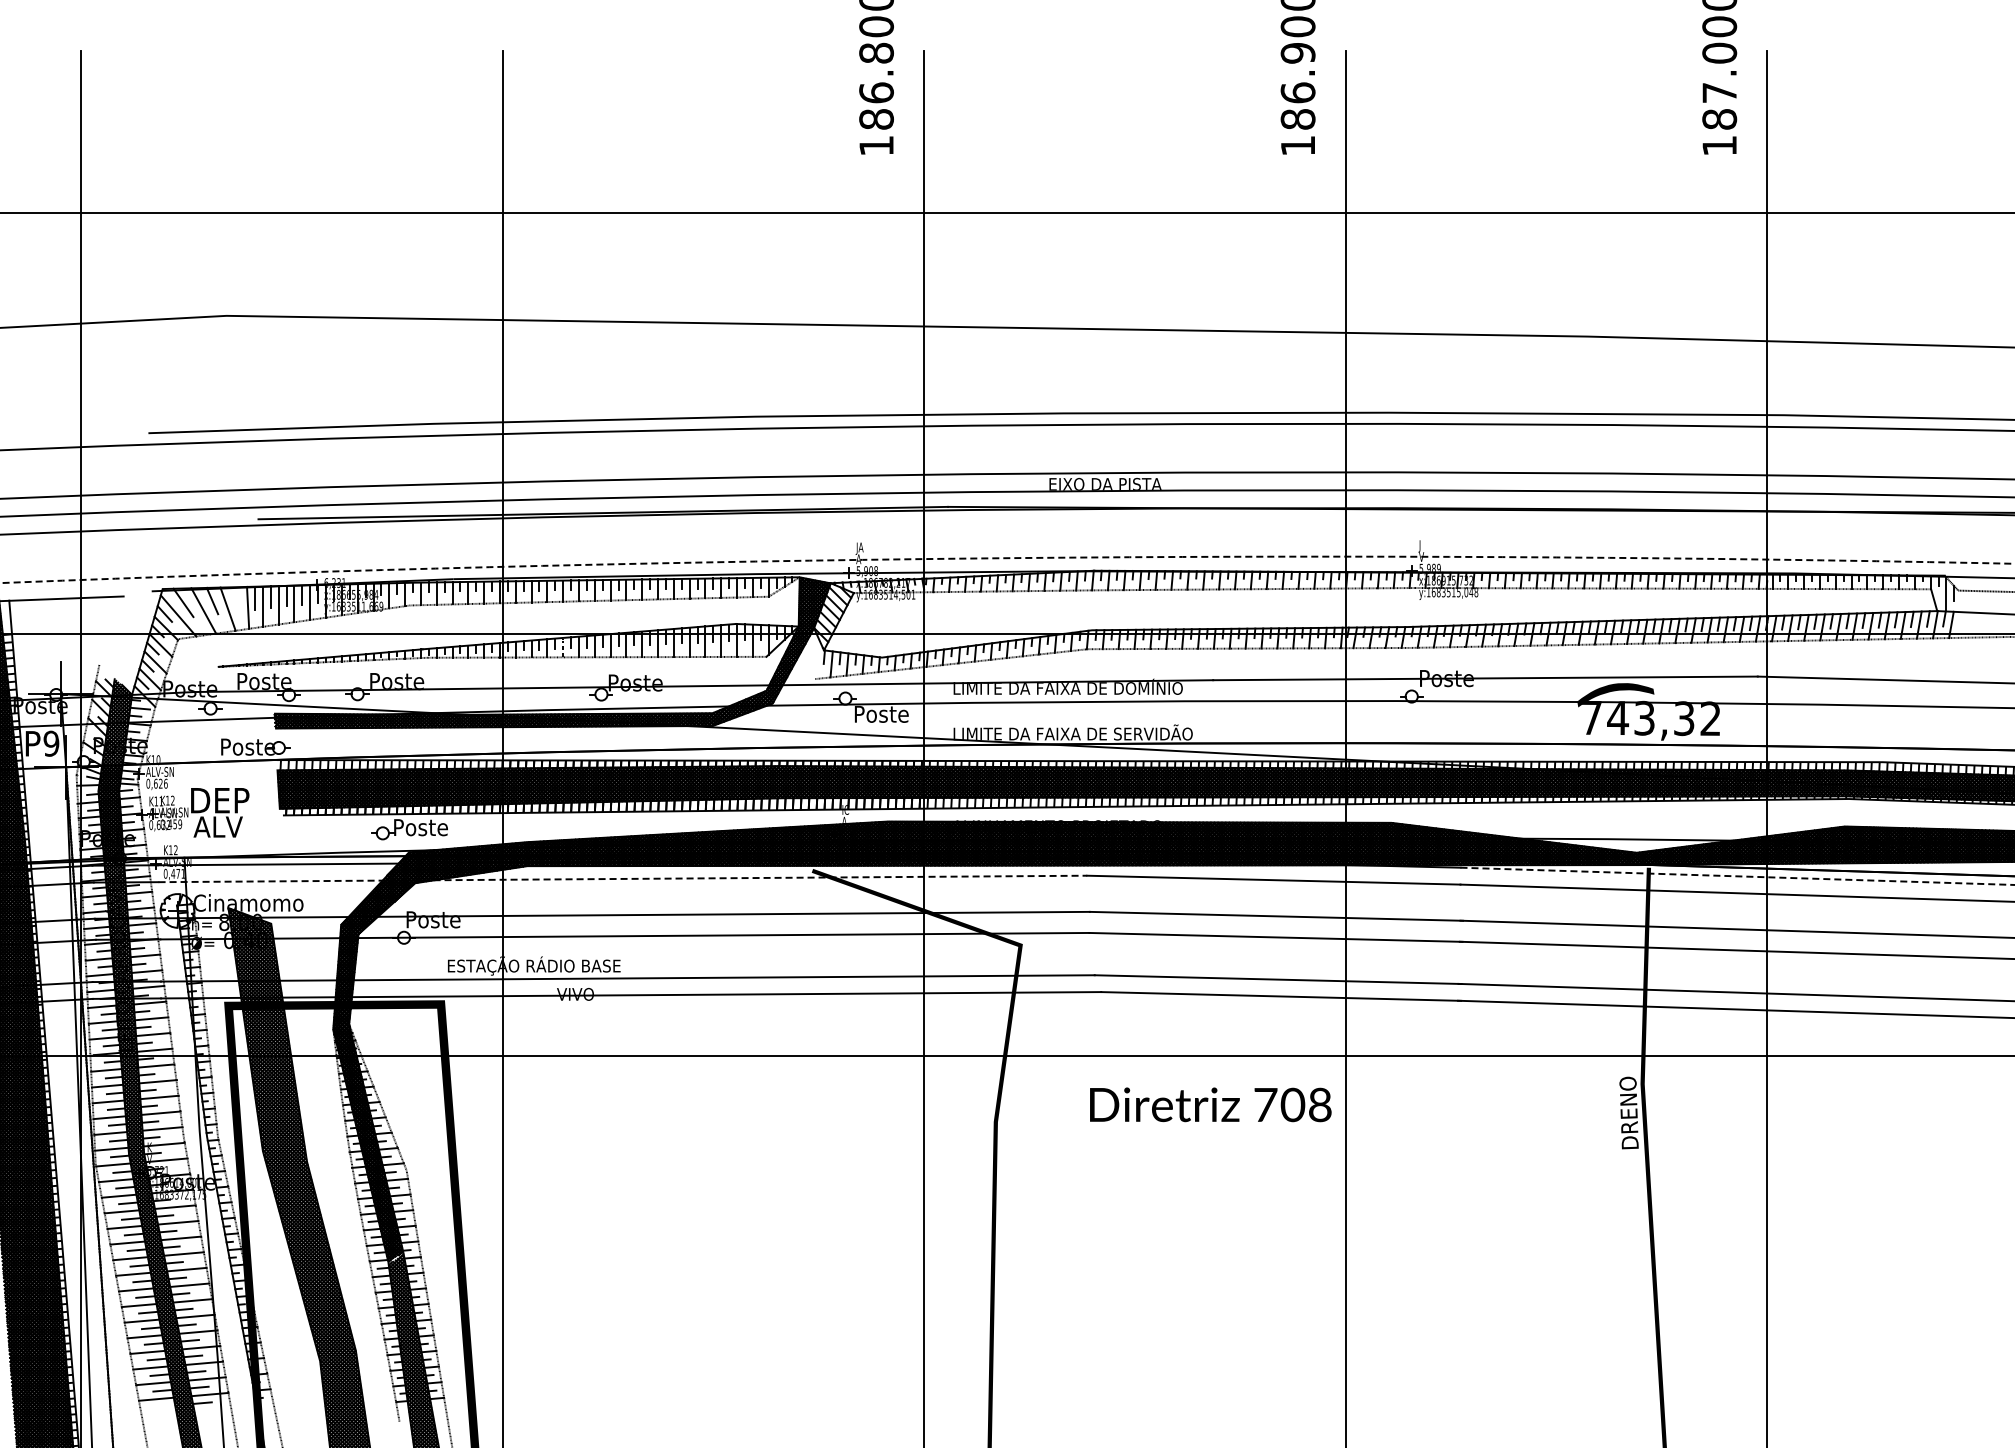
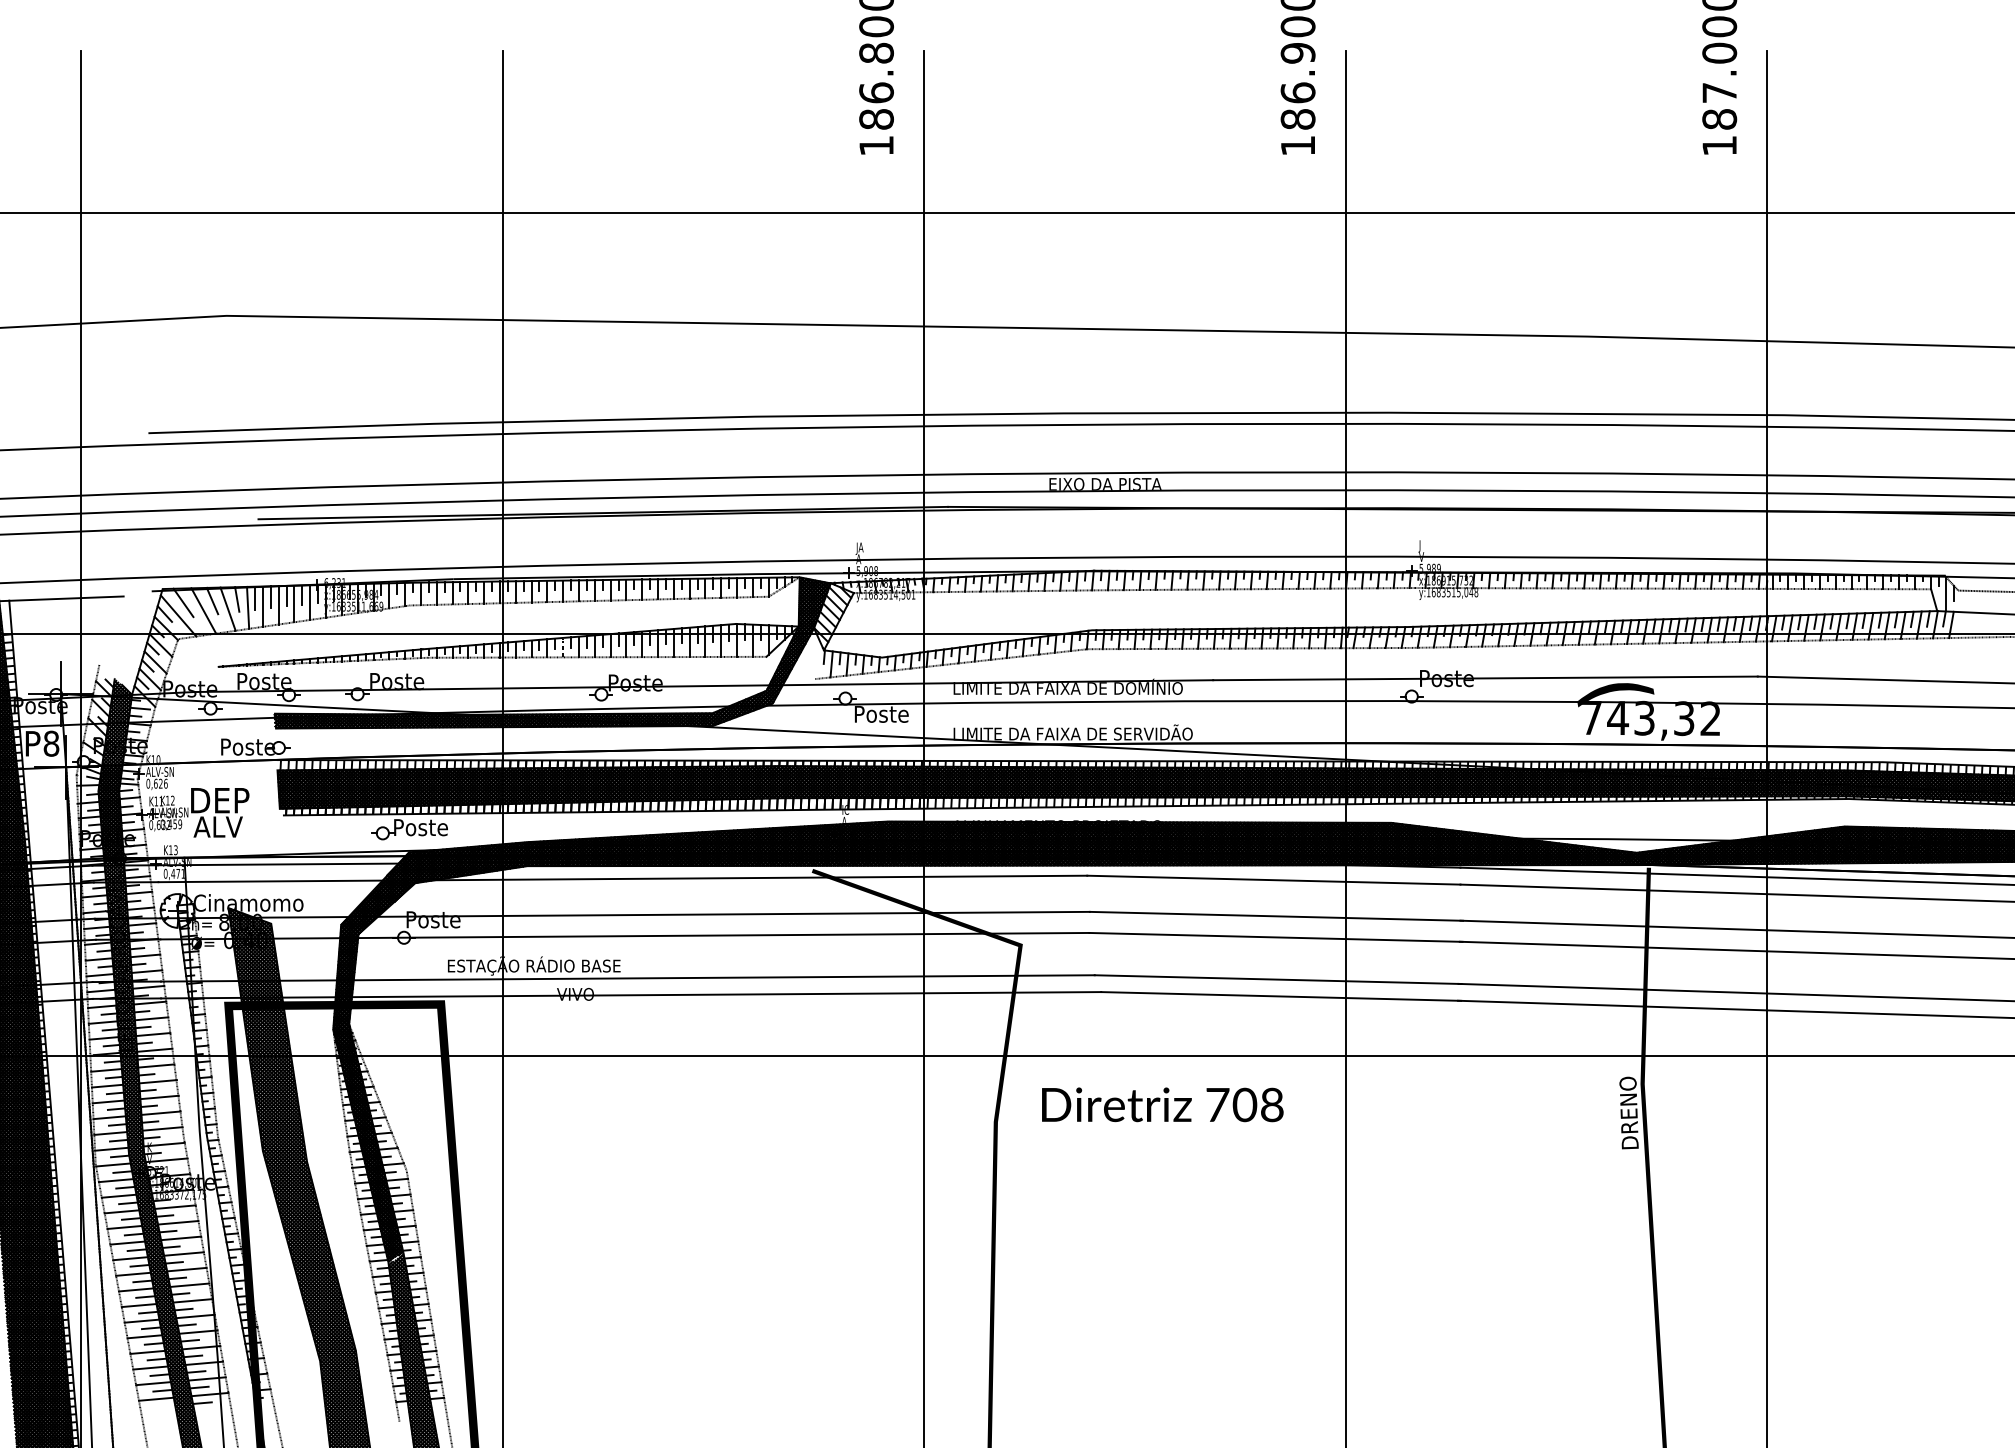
arc: dashed -> solid (1006, 558)
line: none -> present (237, 599)
text: P9 -> P8 (51, 743)
text: K12 -> K13 (175, 850)
line: dashed -> solid (1738, 876)
line: dashed -> solid (623, 878)
text position: (1210, 1104) -> (1162, 1104) (1162, 1104)
